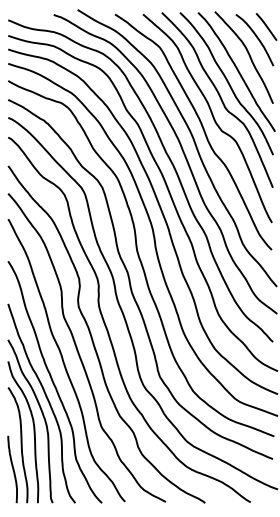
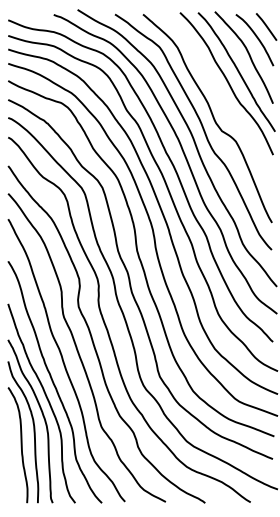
curve: present -> none (219, 97)
curve: present -> none (12, 469)
